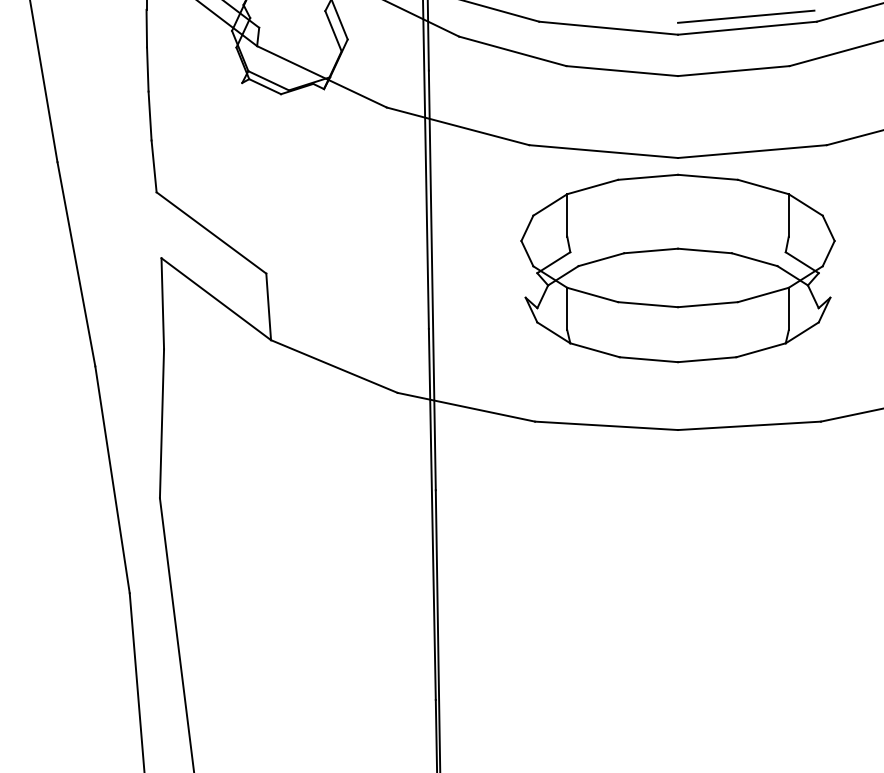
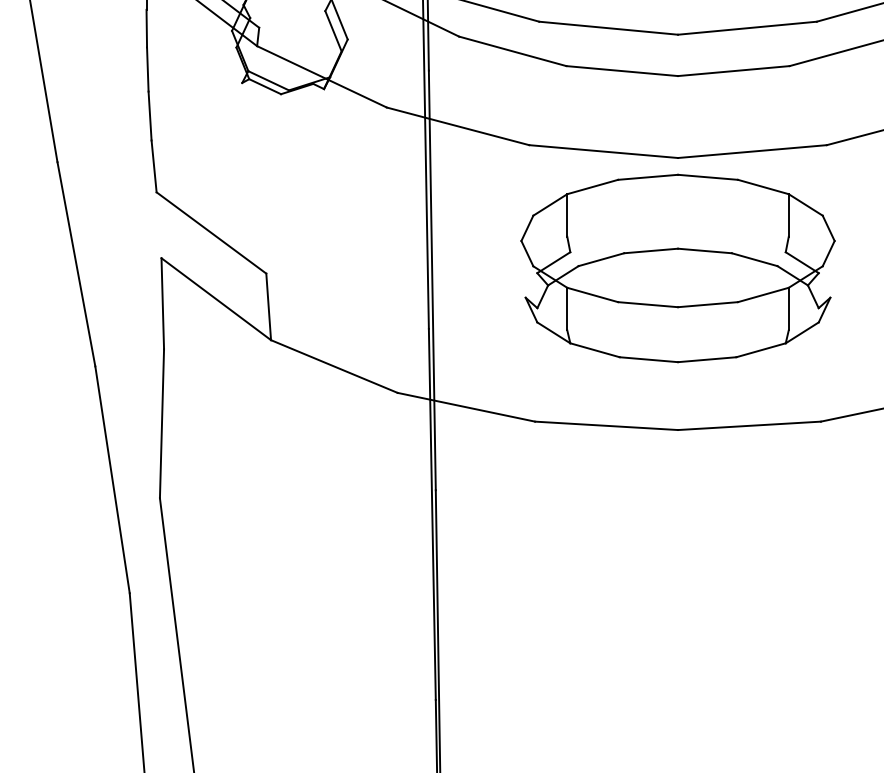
line: present -> none (746, 16)
